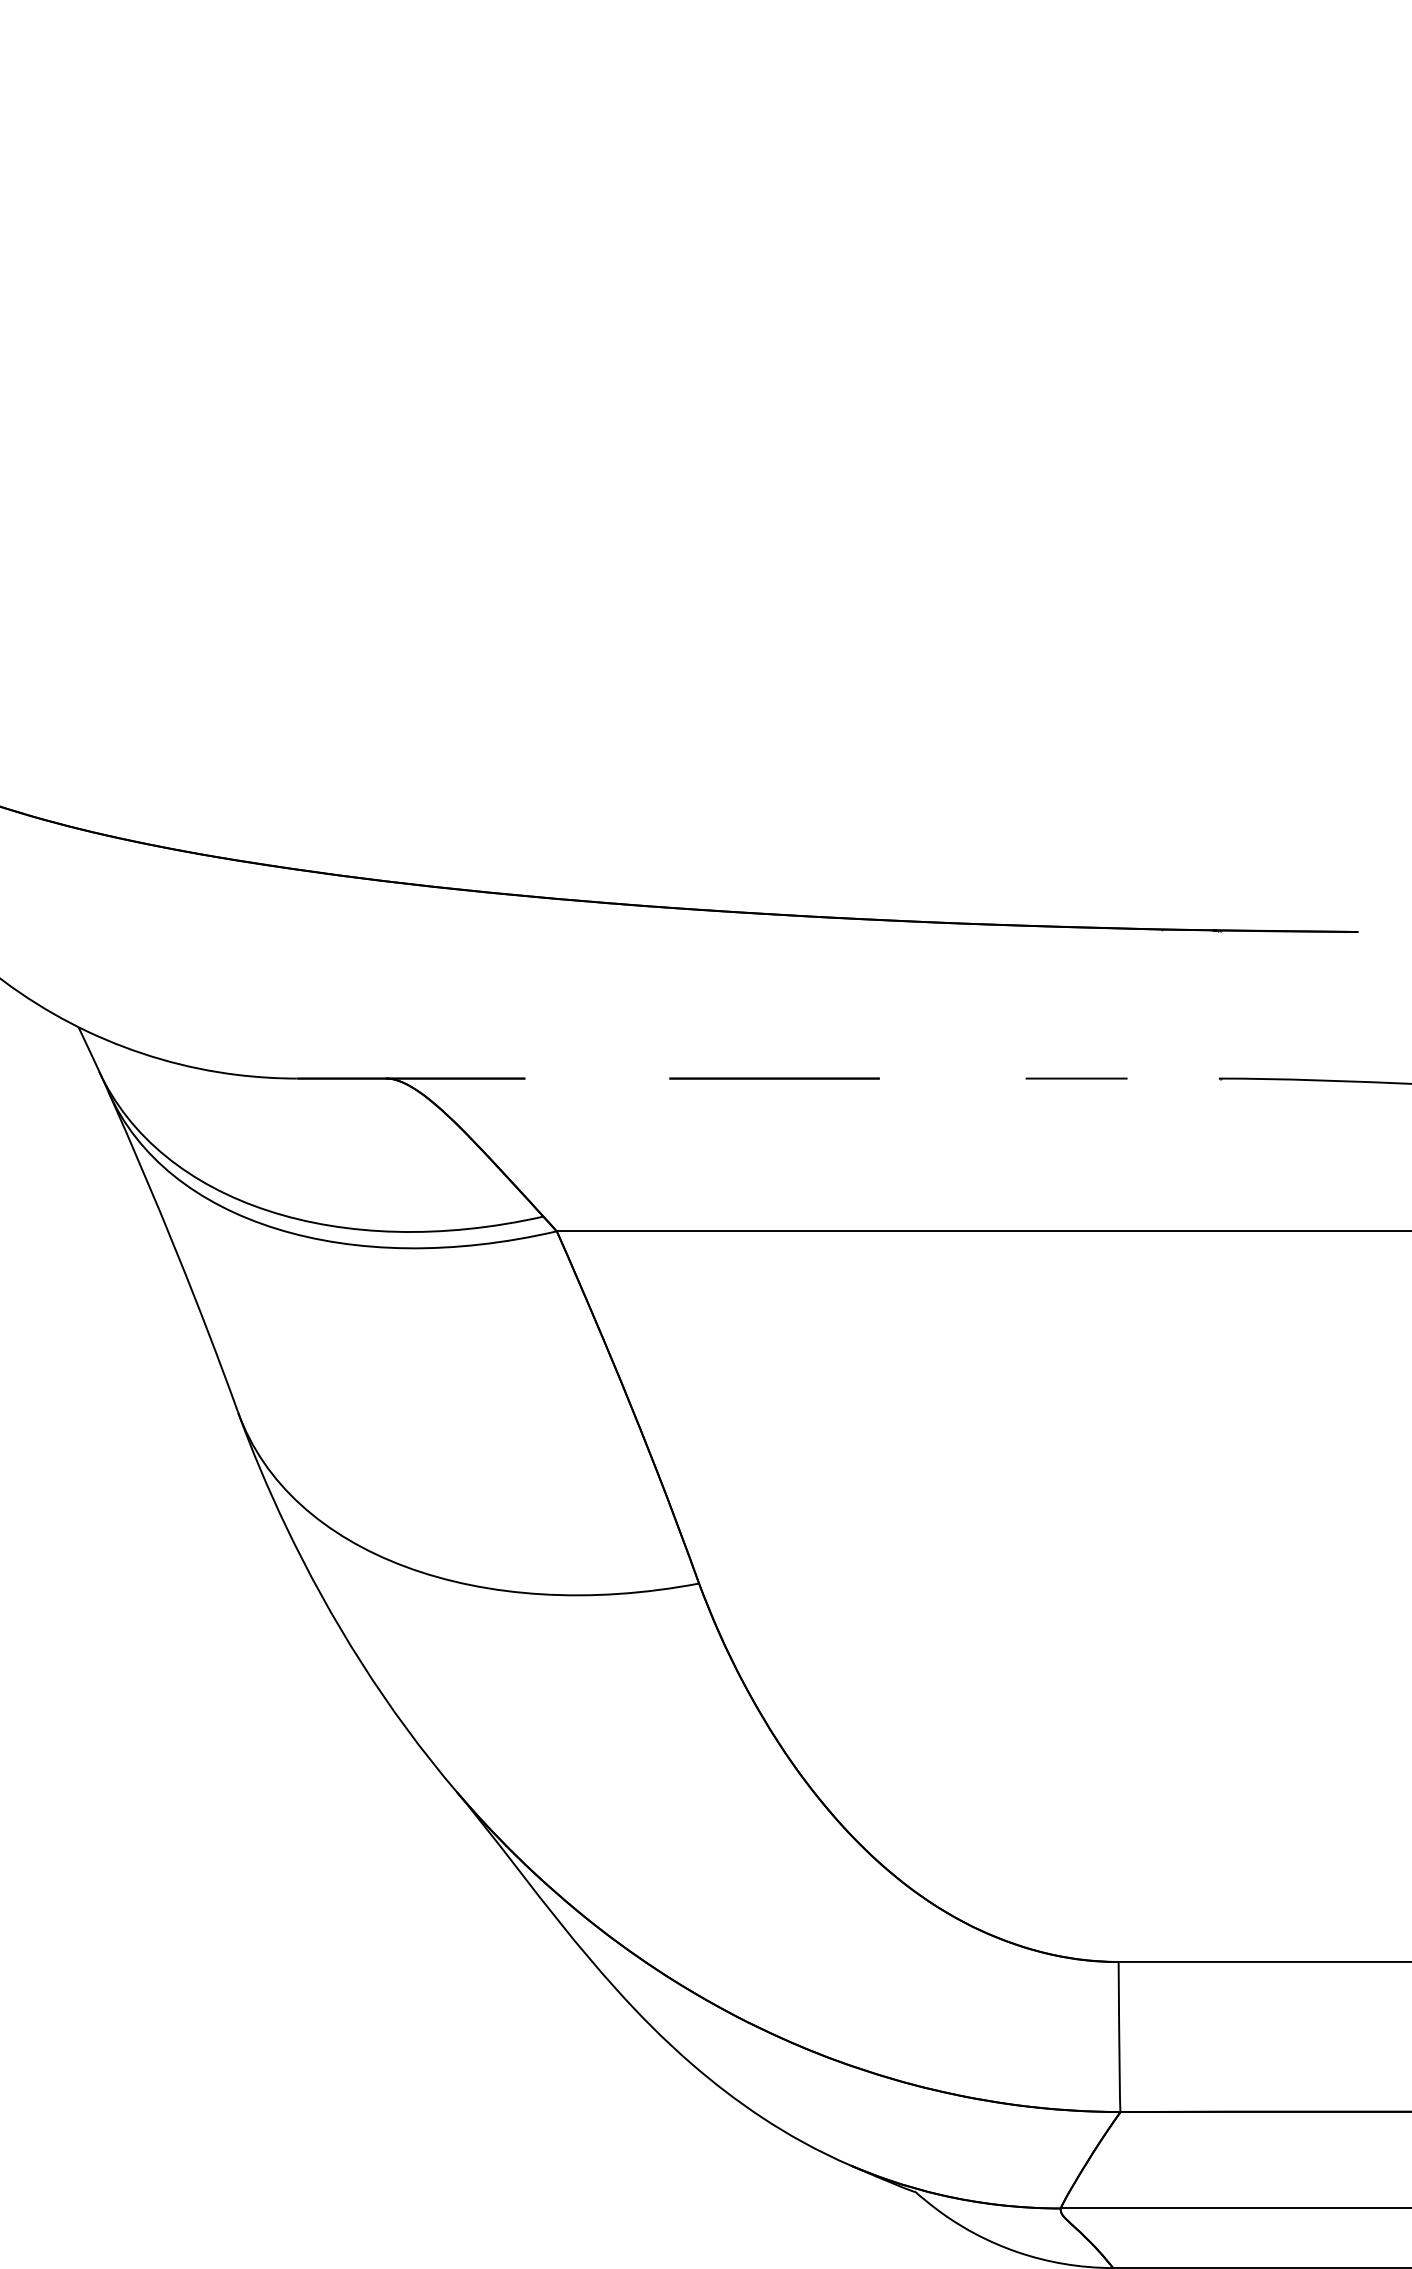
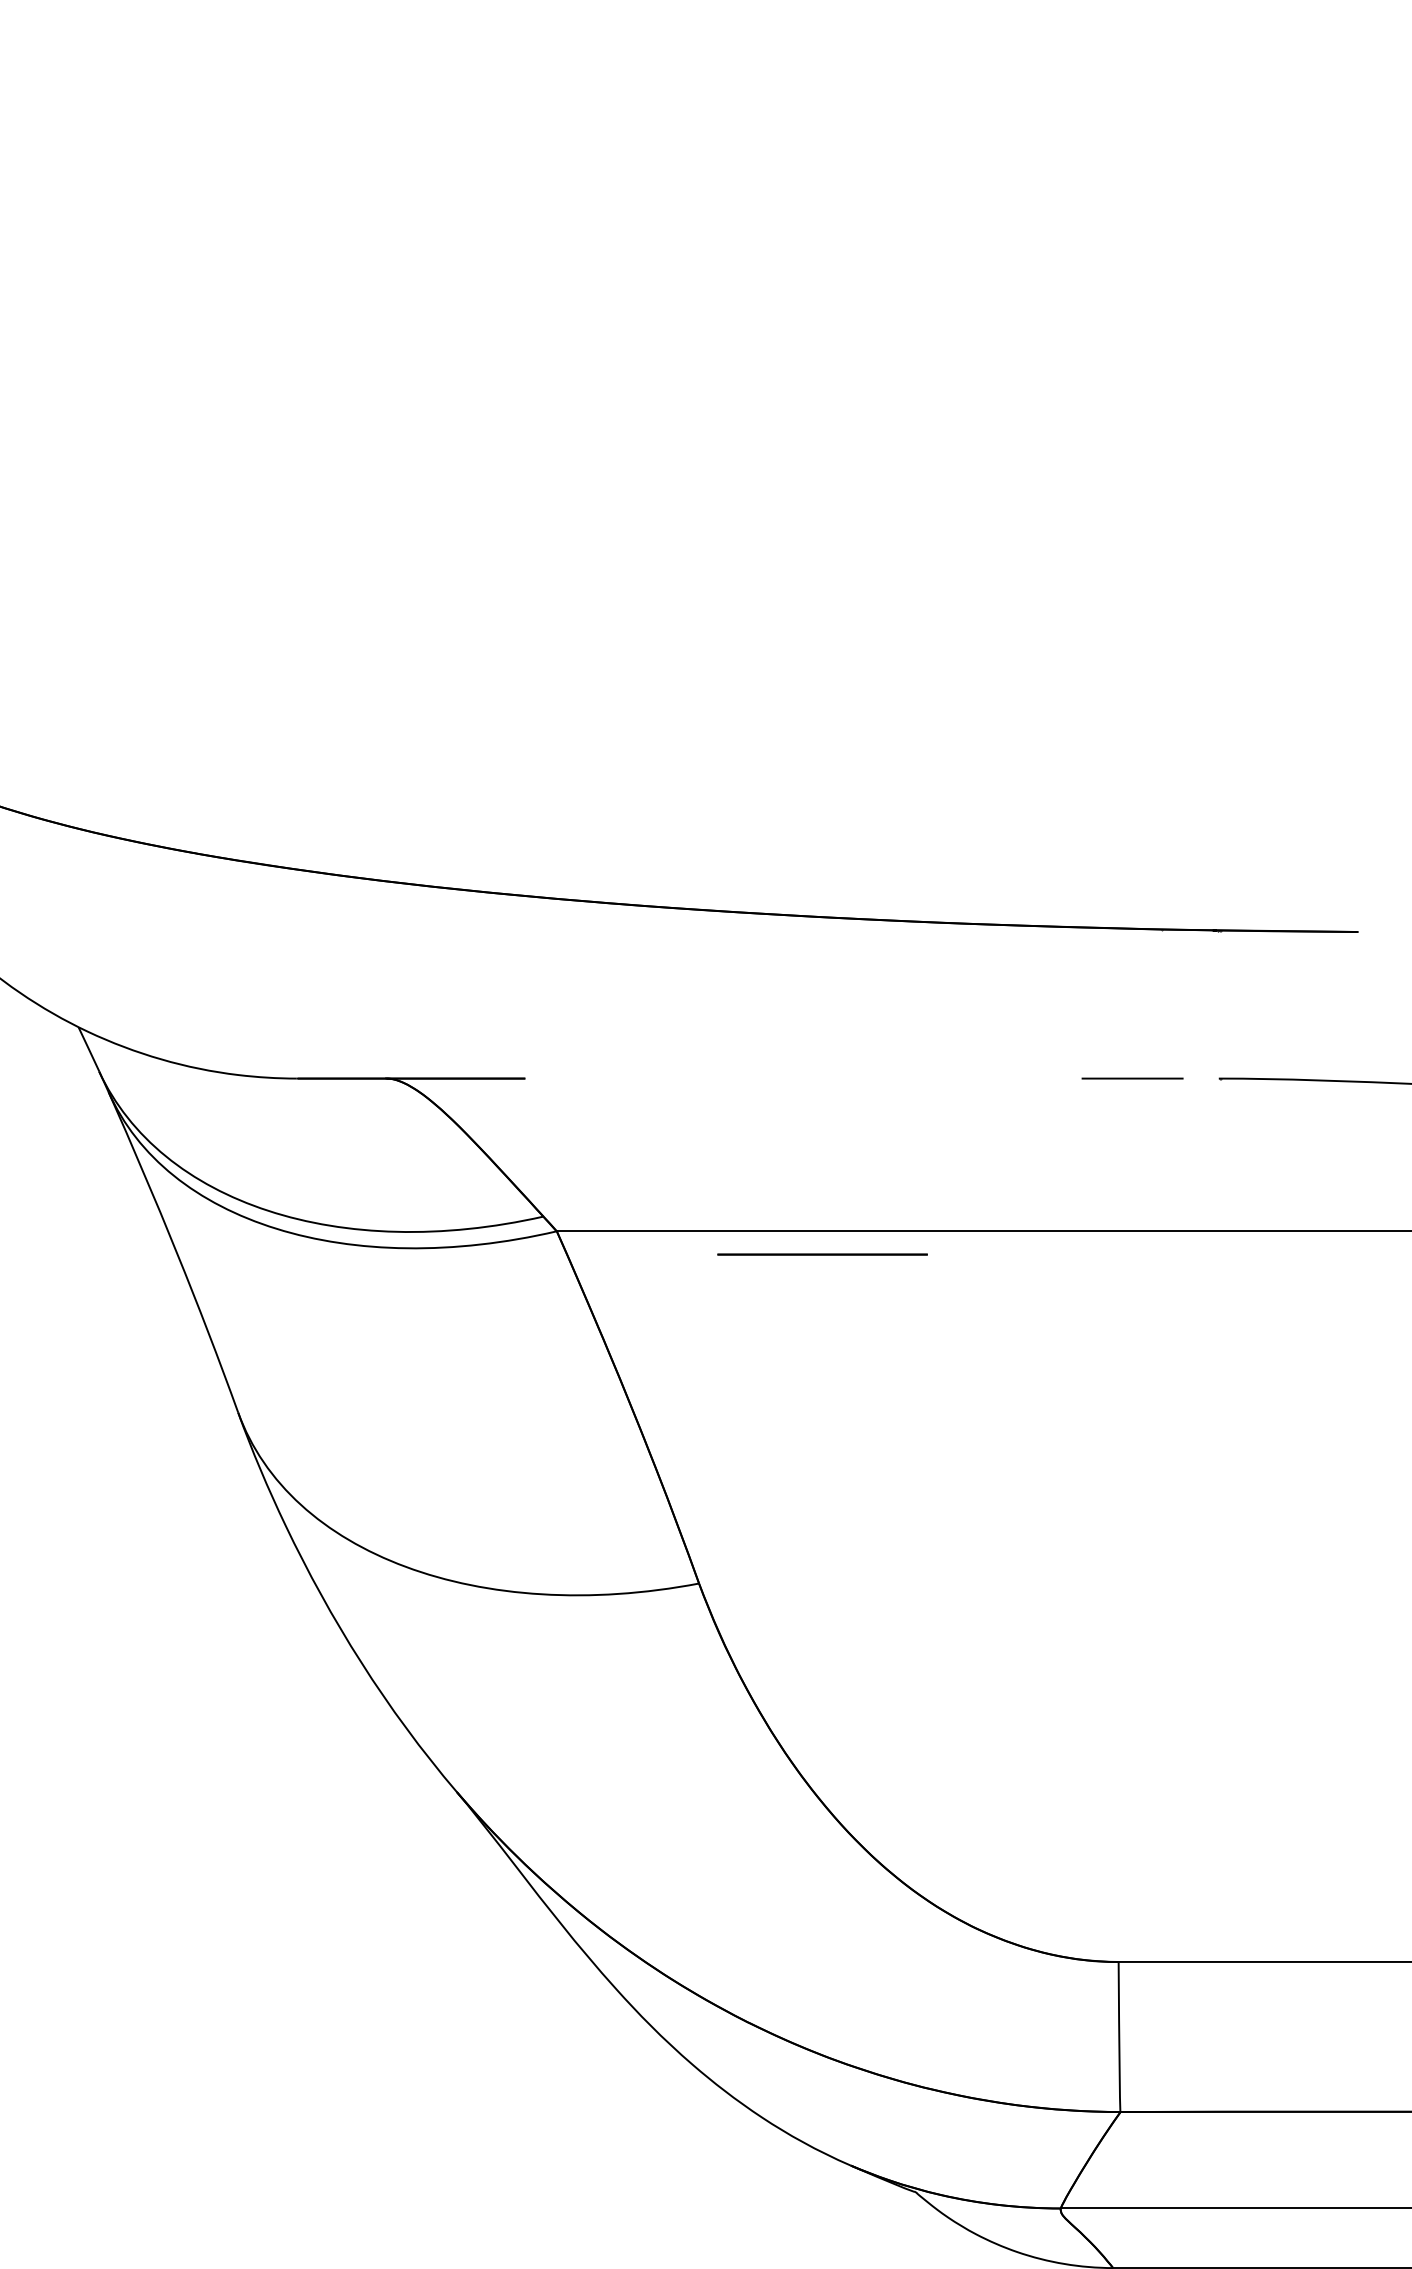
line position: (774, 1078) -> (822, 1254) (822, 1254)
line position: (1076, 1078) -> (1132, 1078) (1132, 1078)
